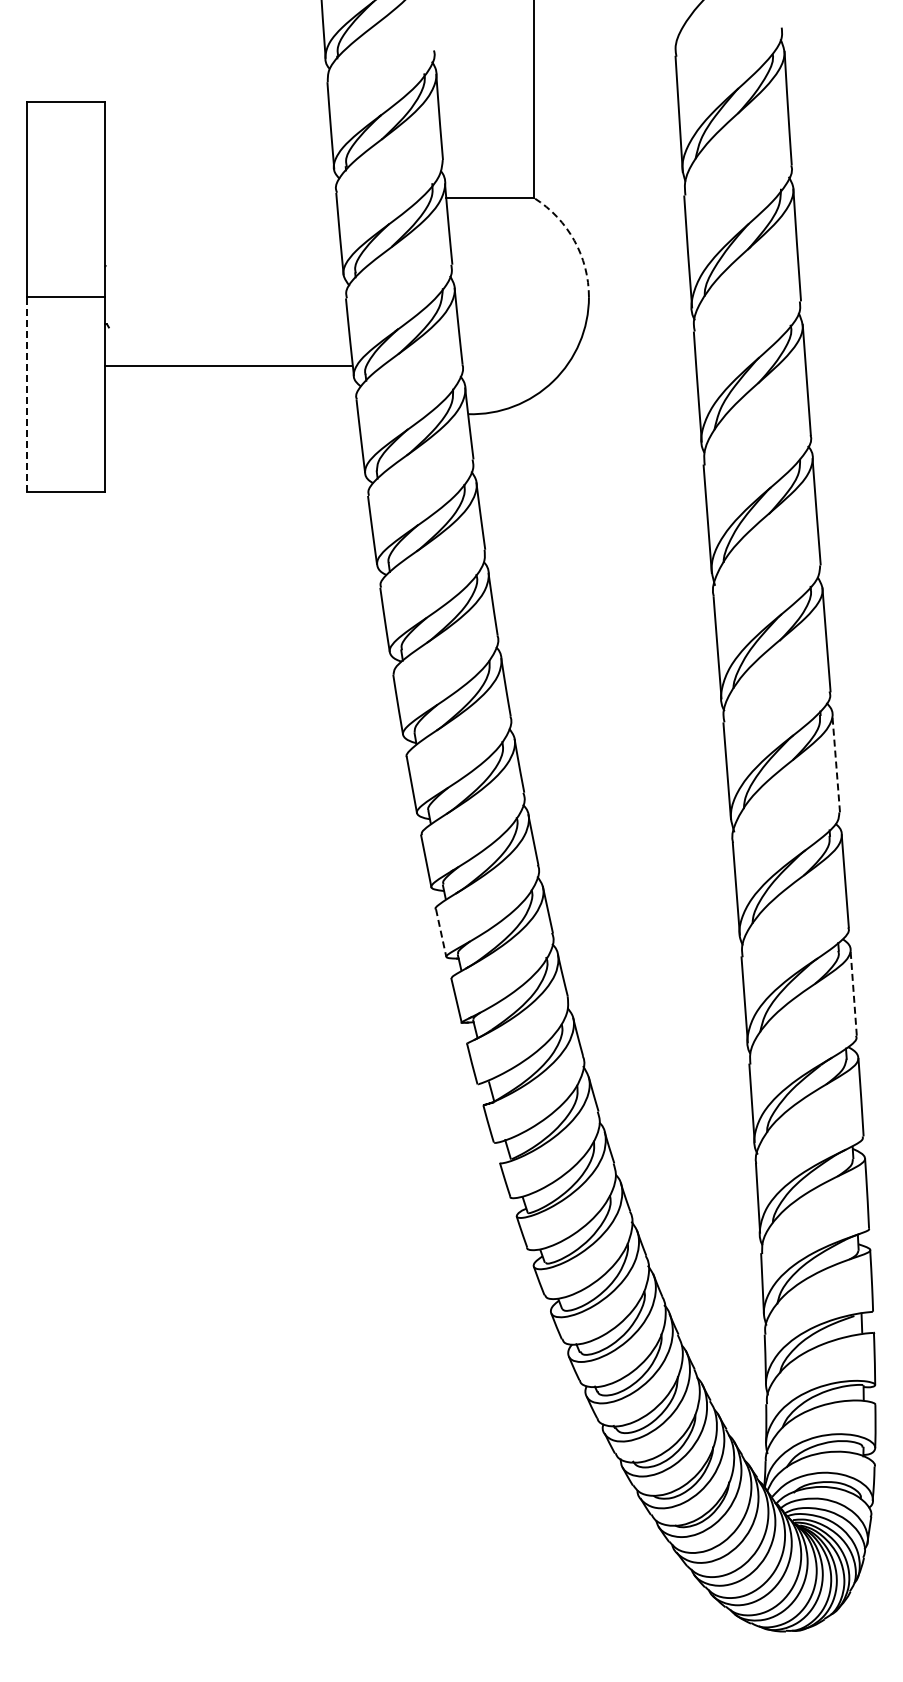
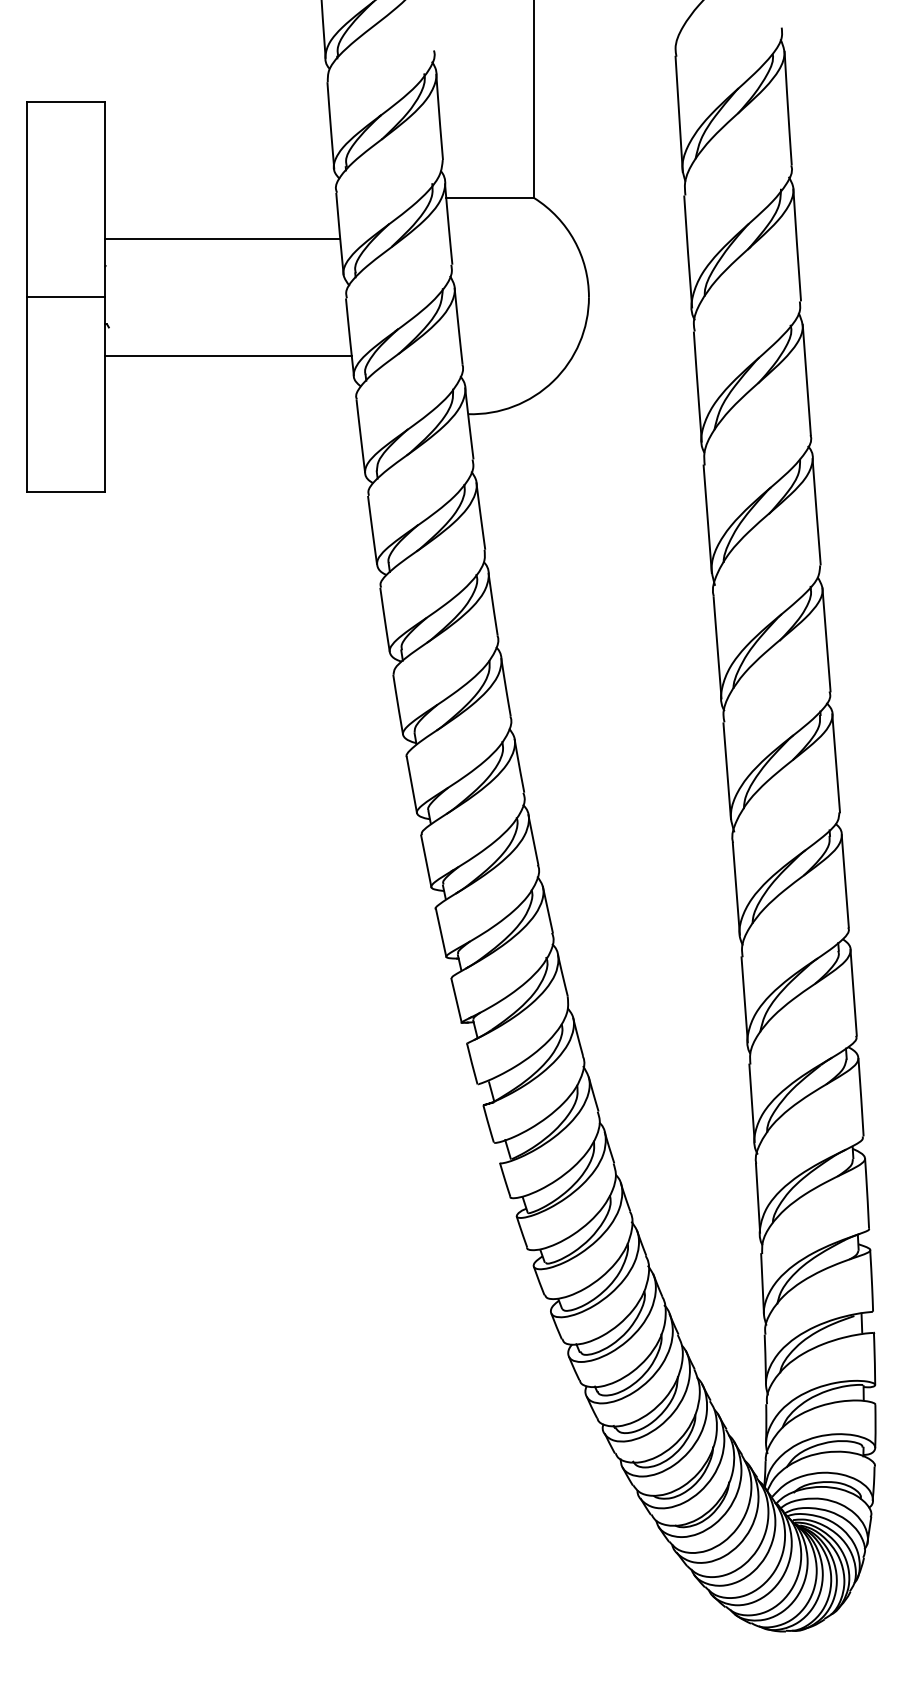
line: none -> present (222, 238)
arc: dashed -> solid (574, 240)
line position: (228, 365) -> (228, 355) (228, 355)
line: dashed -> solid (27, 394)
line: dashed -> solid (836, 762)
line: dashed -> solid (441, 933)
line: dashed -> solid (853, 992)
